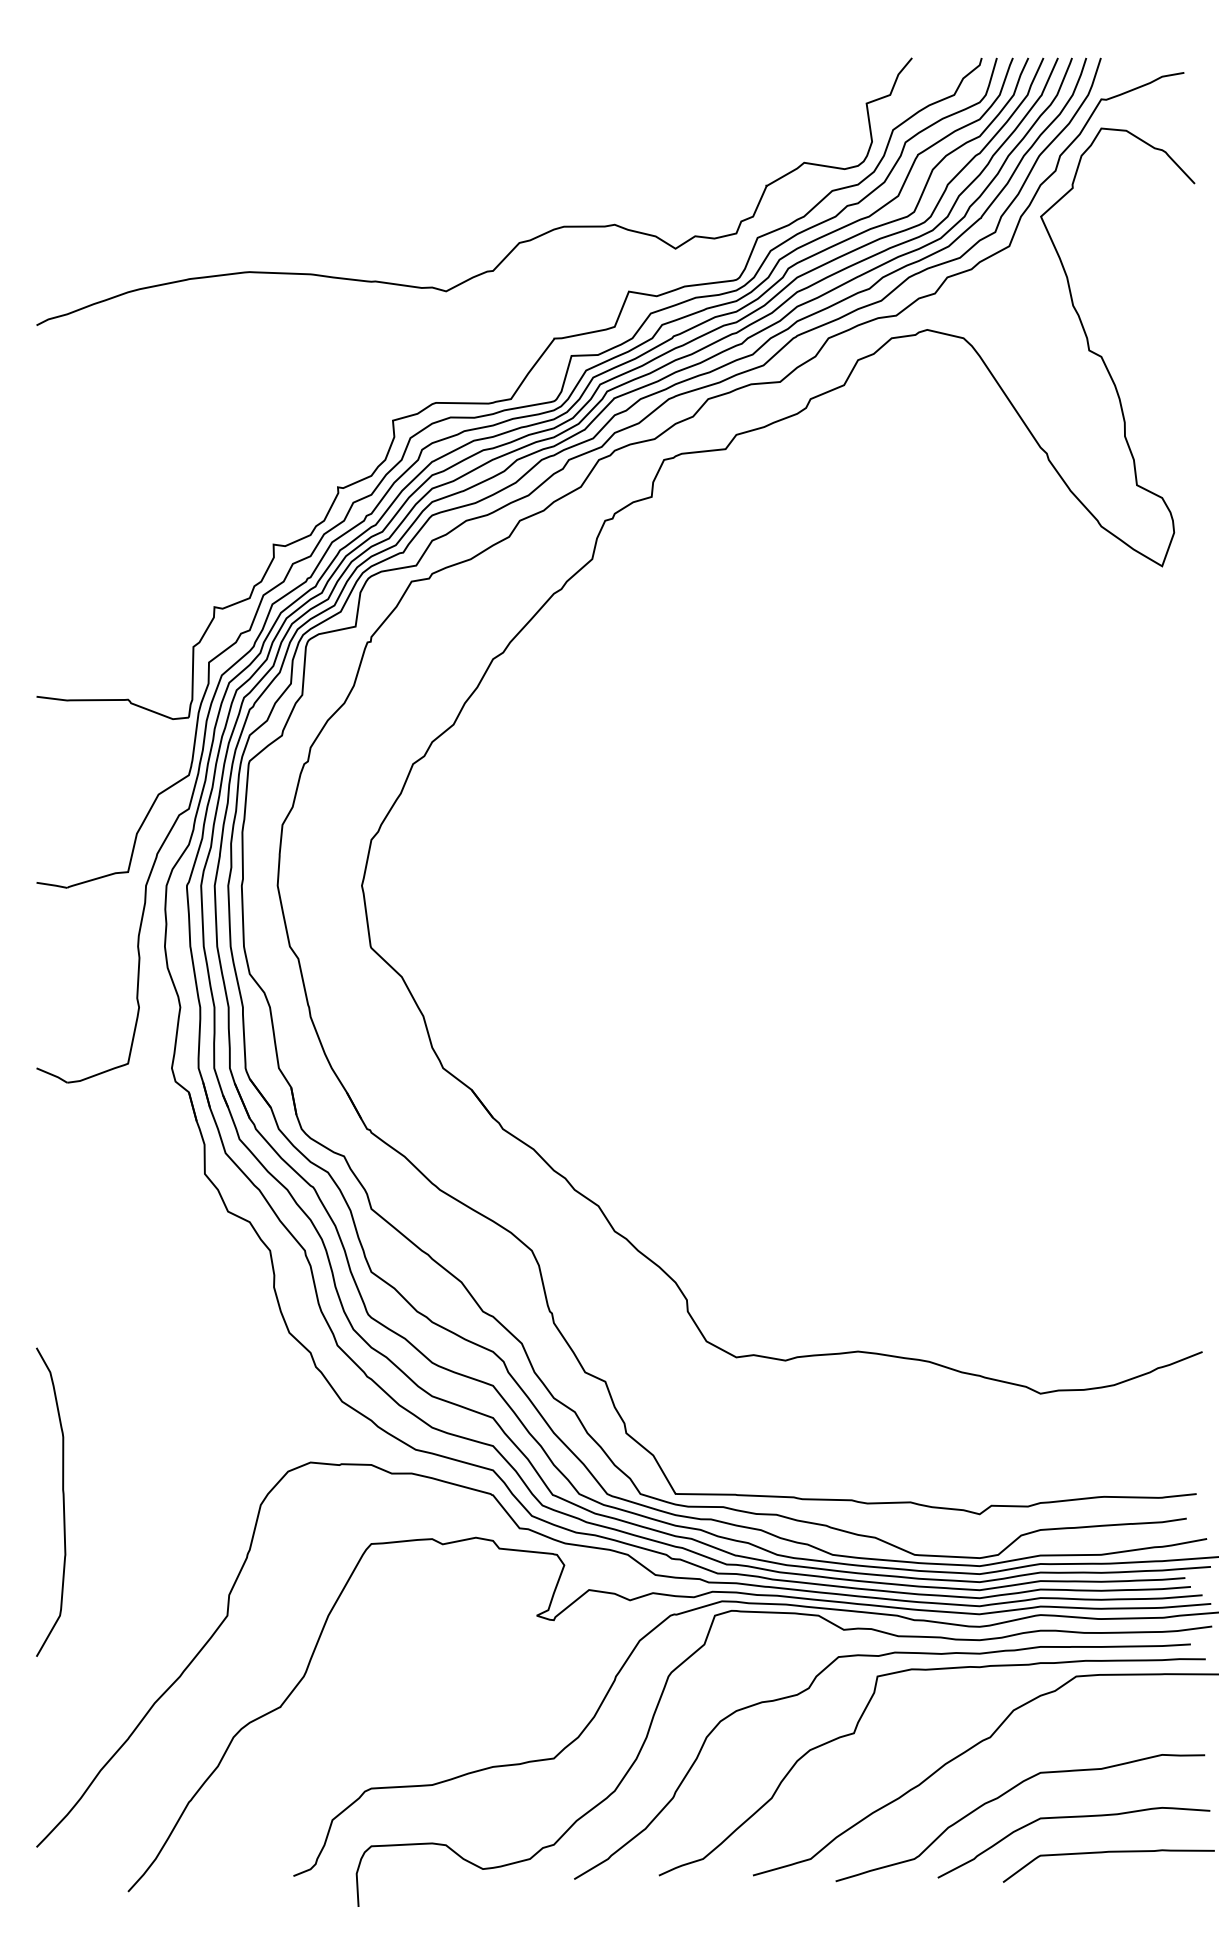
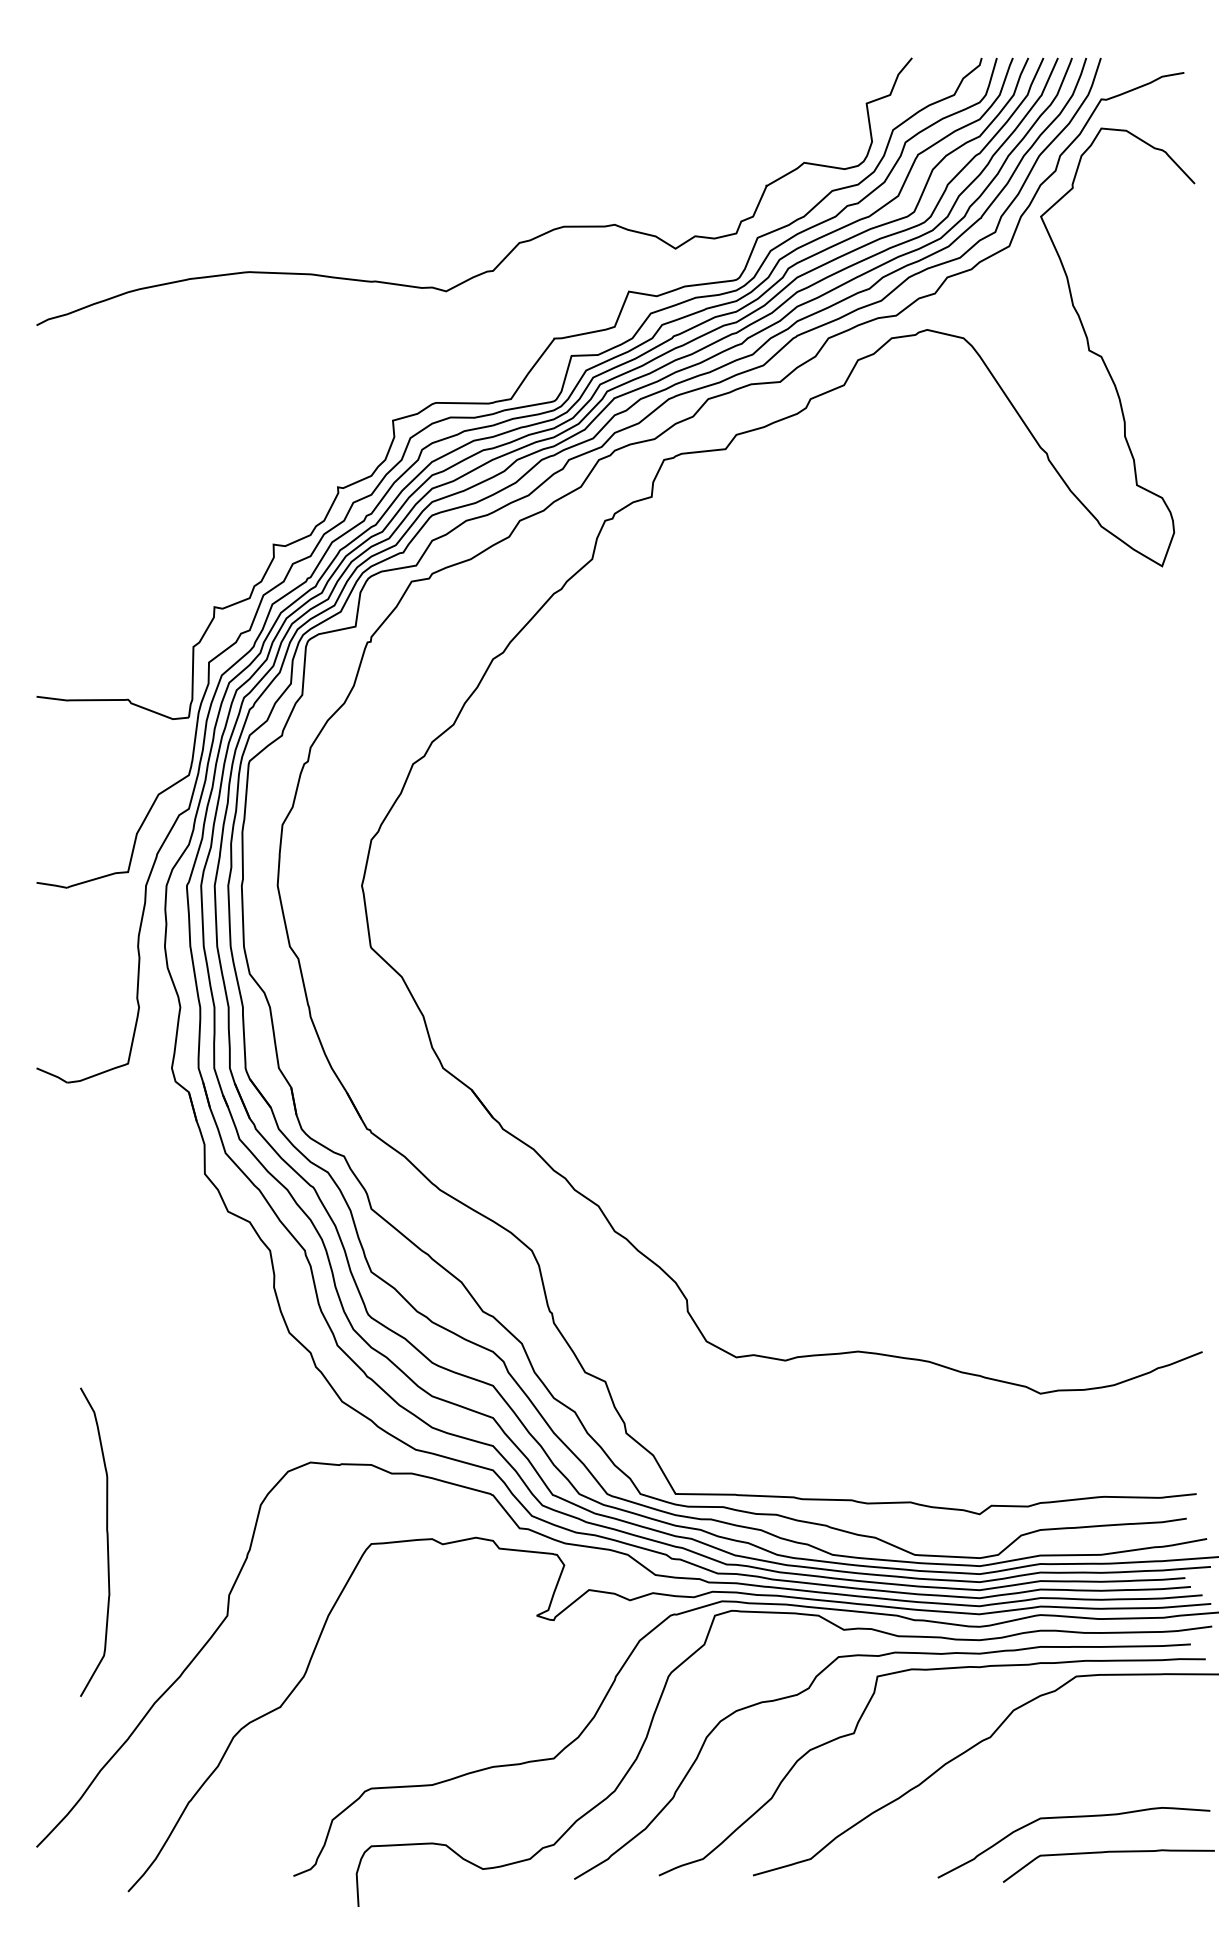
curve position: (62, 1501) -> (106, 1541) (106, 1541)
curve: present -> none (1005, 1794)
